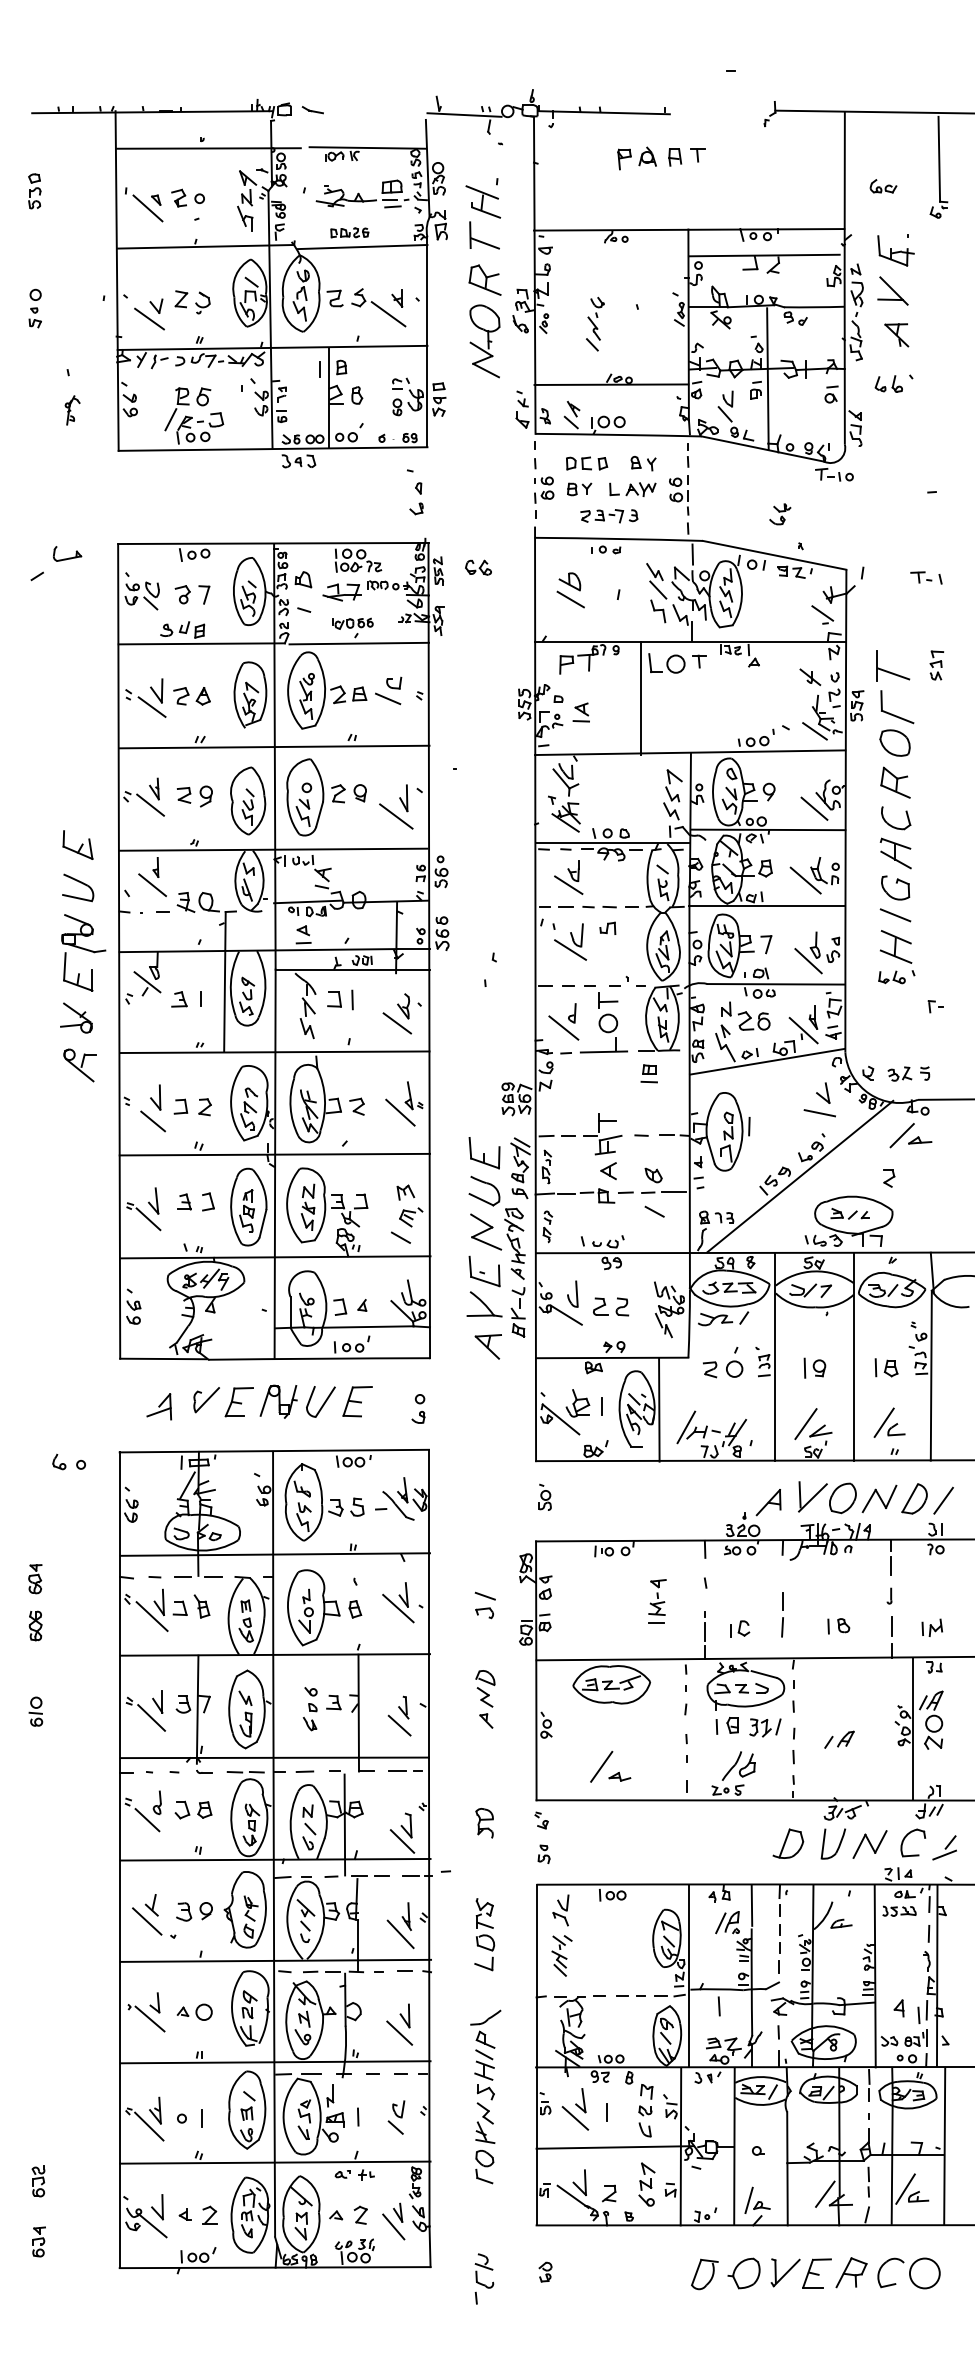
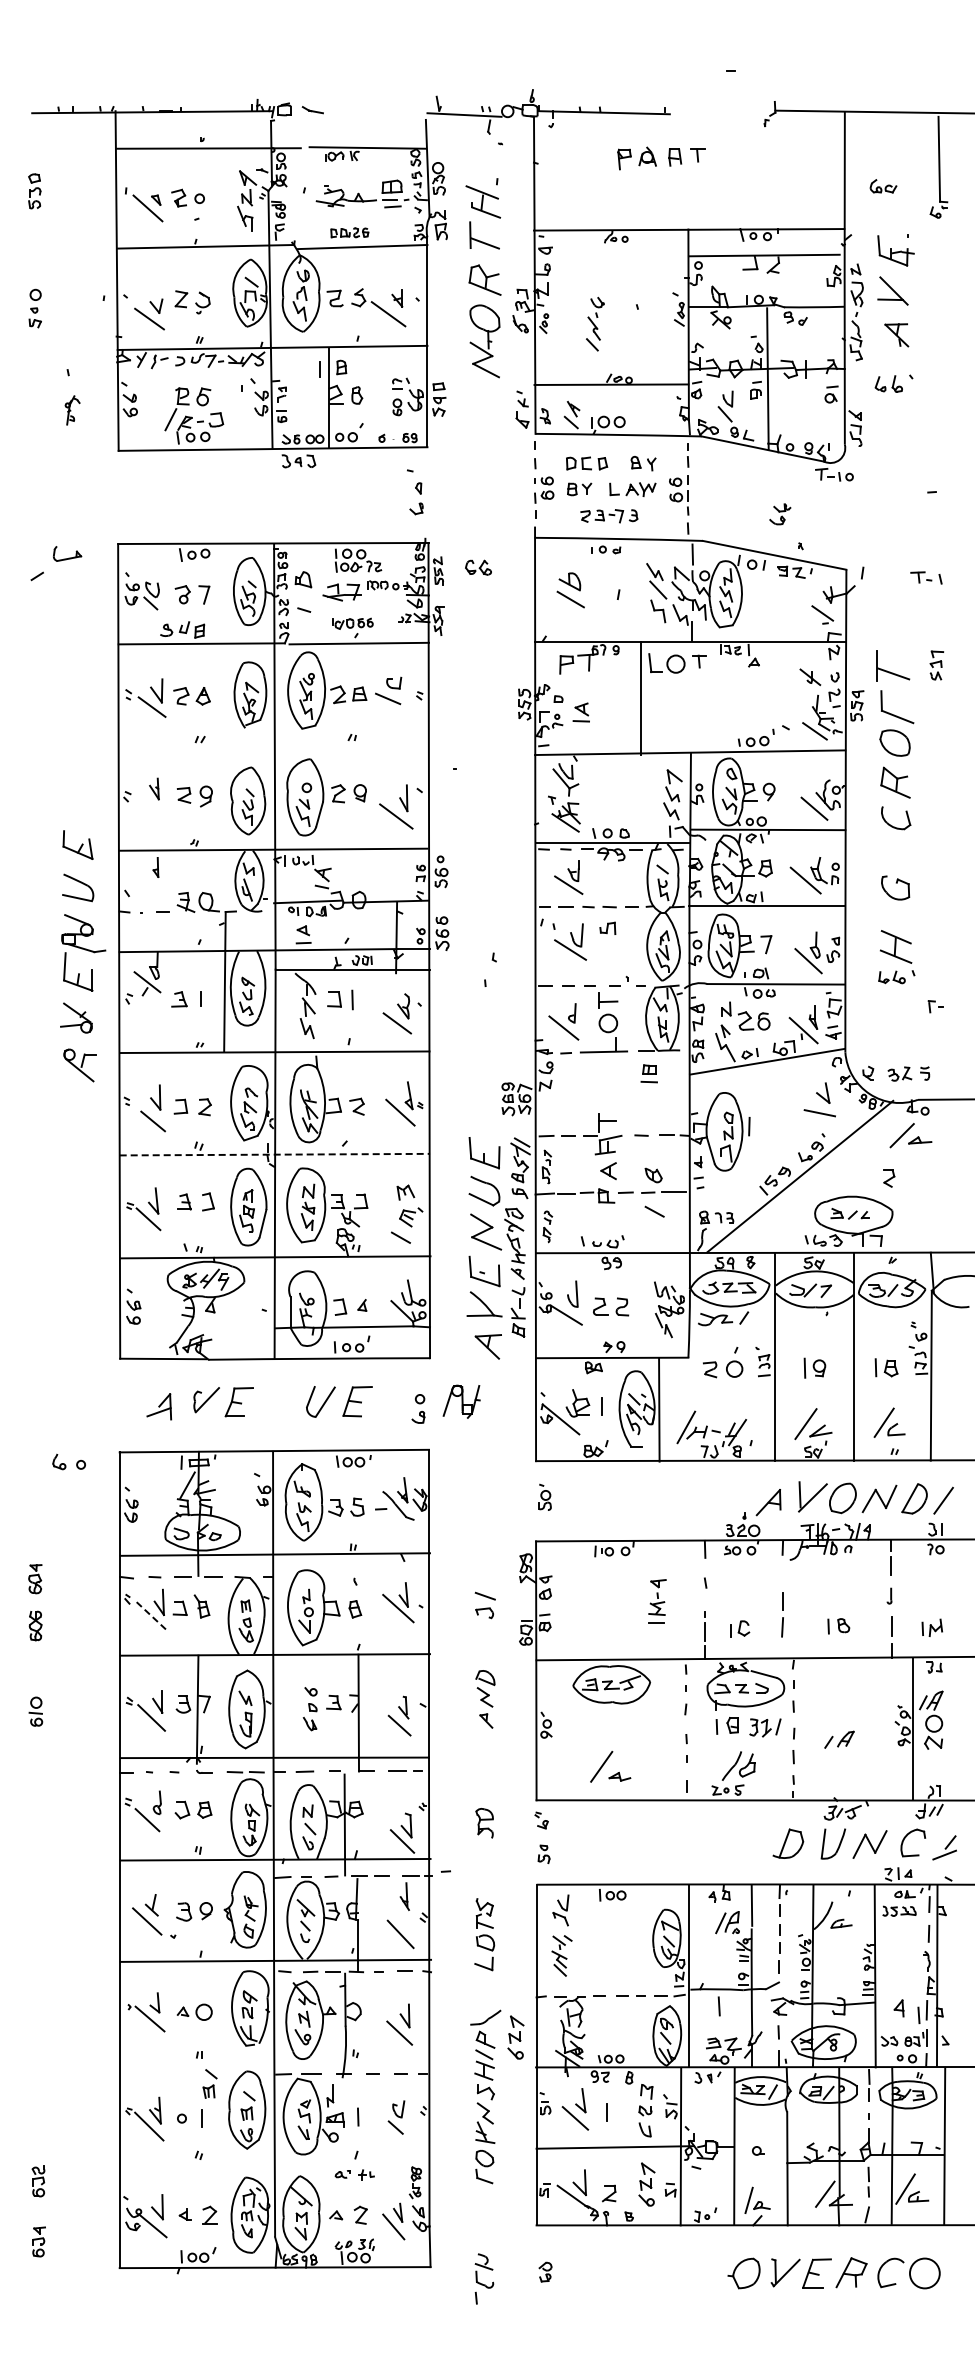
line: present -> none (274, 746)
line: present -> none (150, 804)
part: present -> none (895, 853)
line: present -> none (152, 885)
line: present -> none (895, 915)
line: solid -> dashed (275, 1154)
part position: (278, 1401) -> (461, 1401) (461, 1401)
line: solid -> dashed (152, 1616)
part position: (406, 1916) -> (404, 1896) (404, 1896)
part: none -> present (515, 2037)
line: present -> none (275, 2062)
part: none -> present (209, 2083)
line: present -> none (275, 2162)
part: present -> none (704, 2274)
